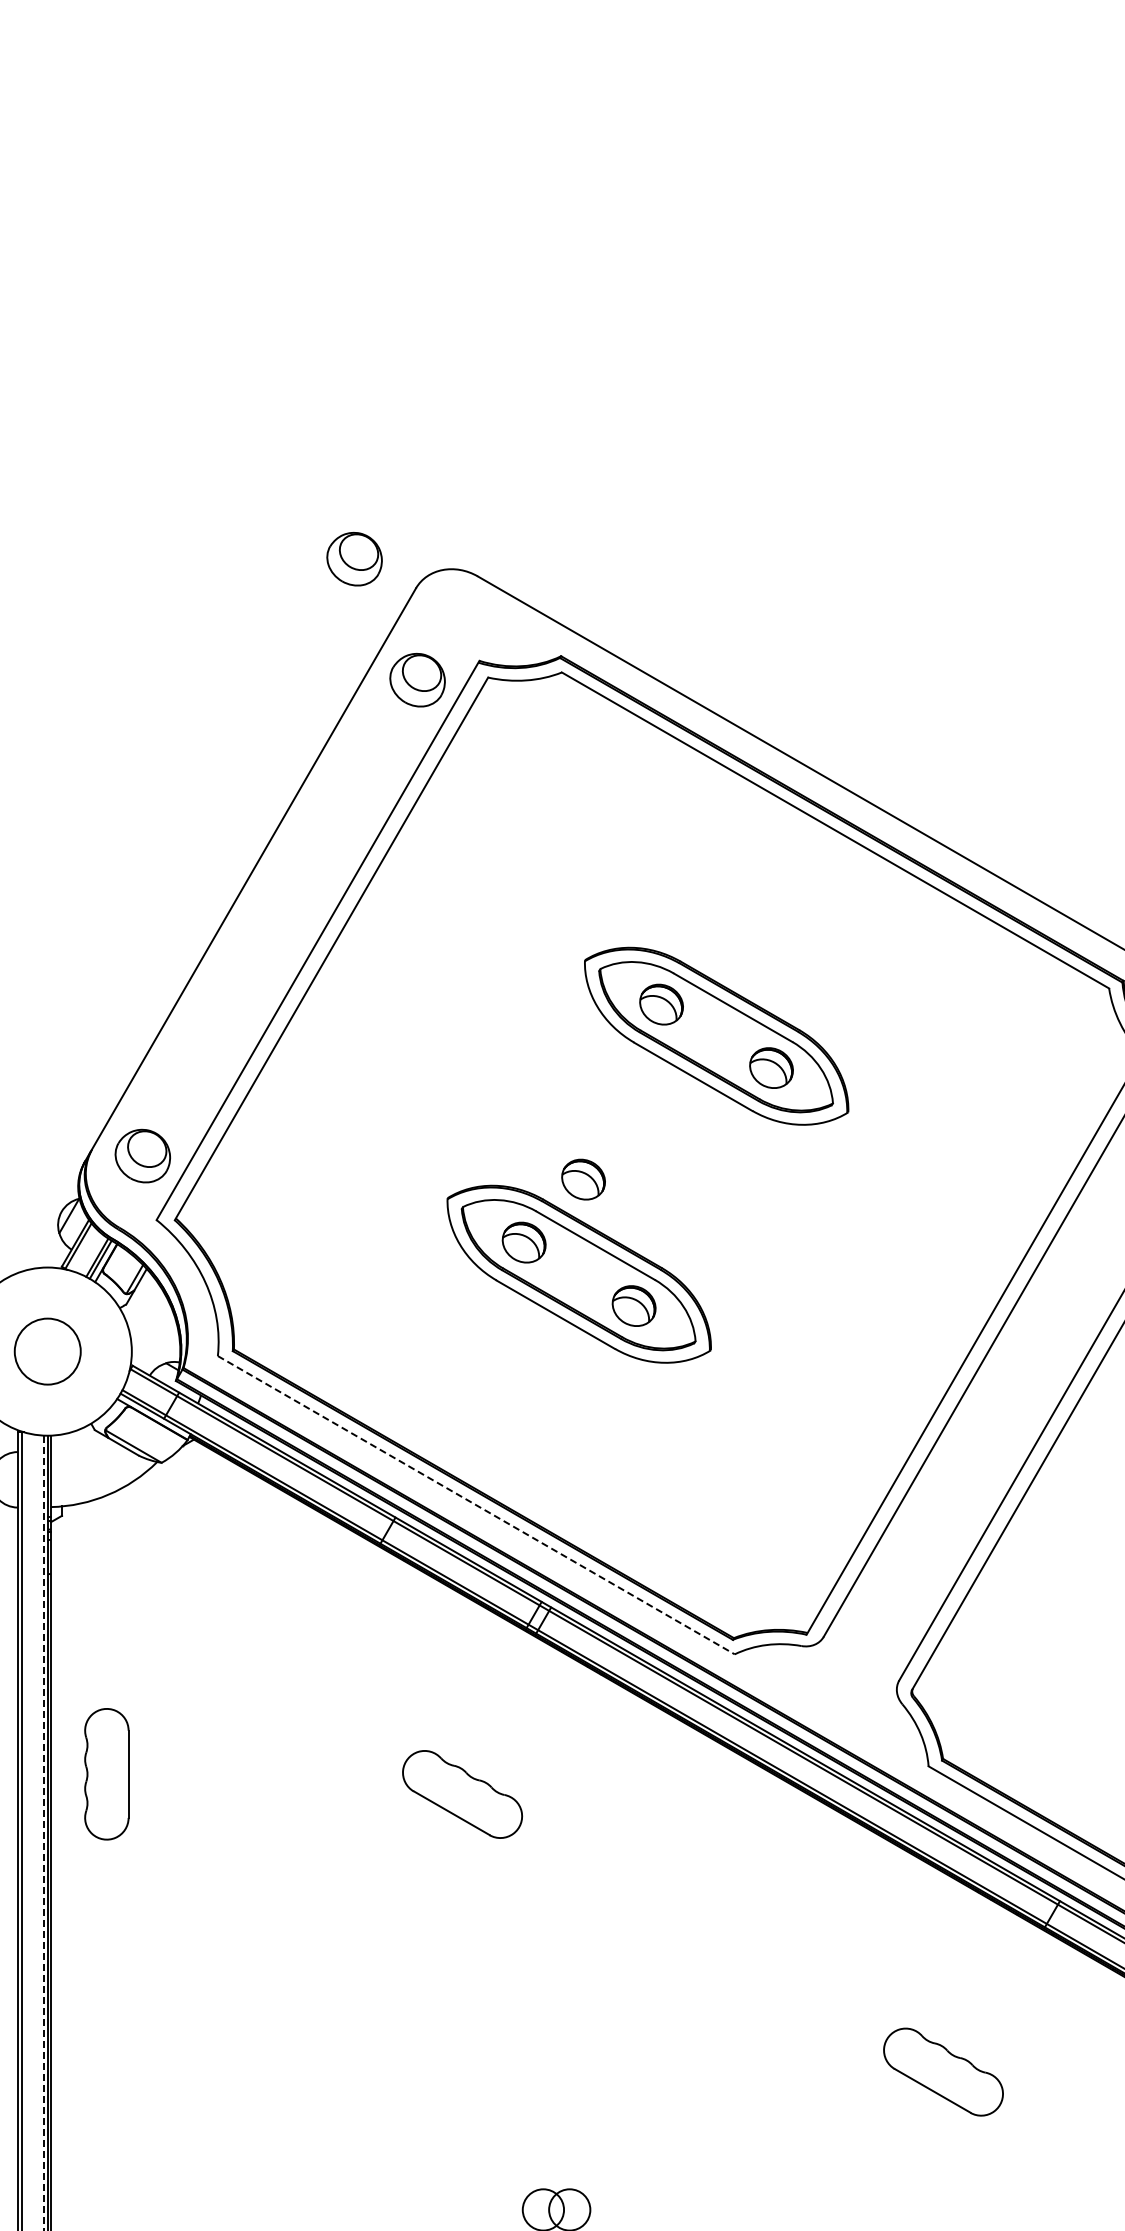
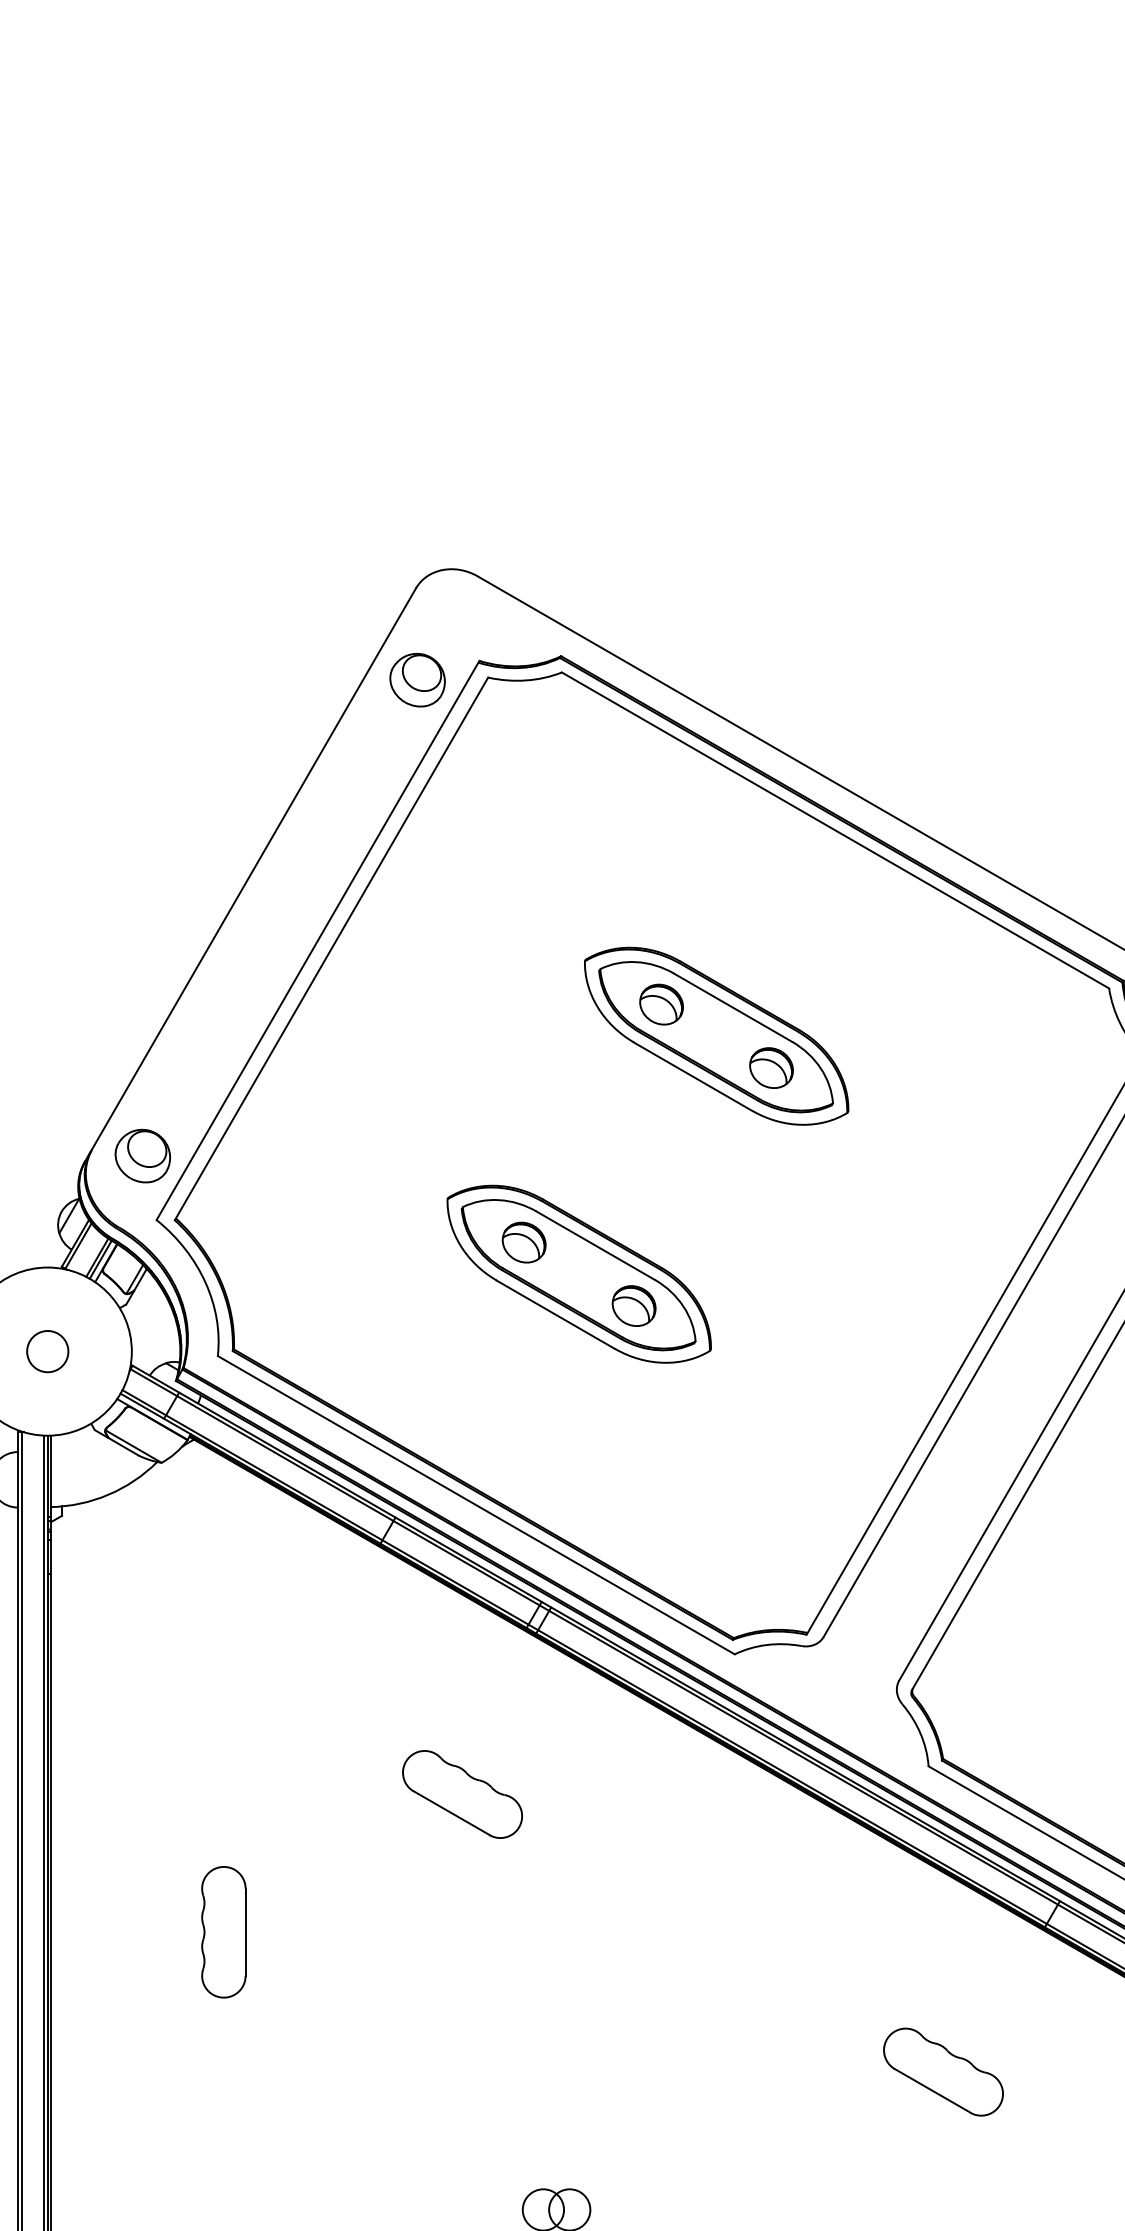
part: present -> none (354, 559)
part: present -> none (583, 1179)
circle diameter: 66 px -> 41 px (47, 1351)
line: dashed -> solid (476, 1505)
part position: (106, 1774) -> (223, 1932) (223, 1932)
line: dashed -> solid (43, 1833)
